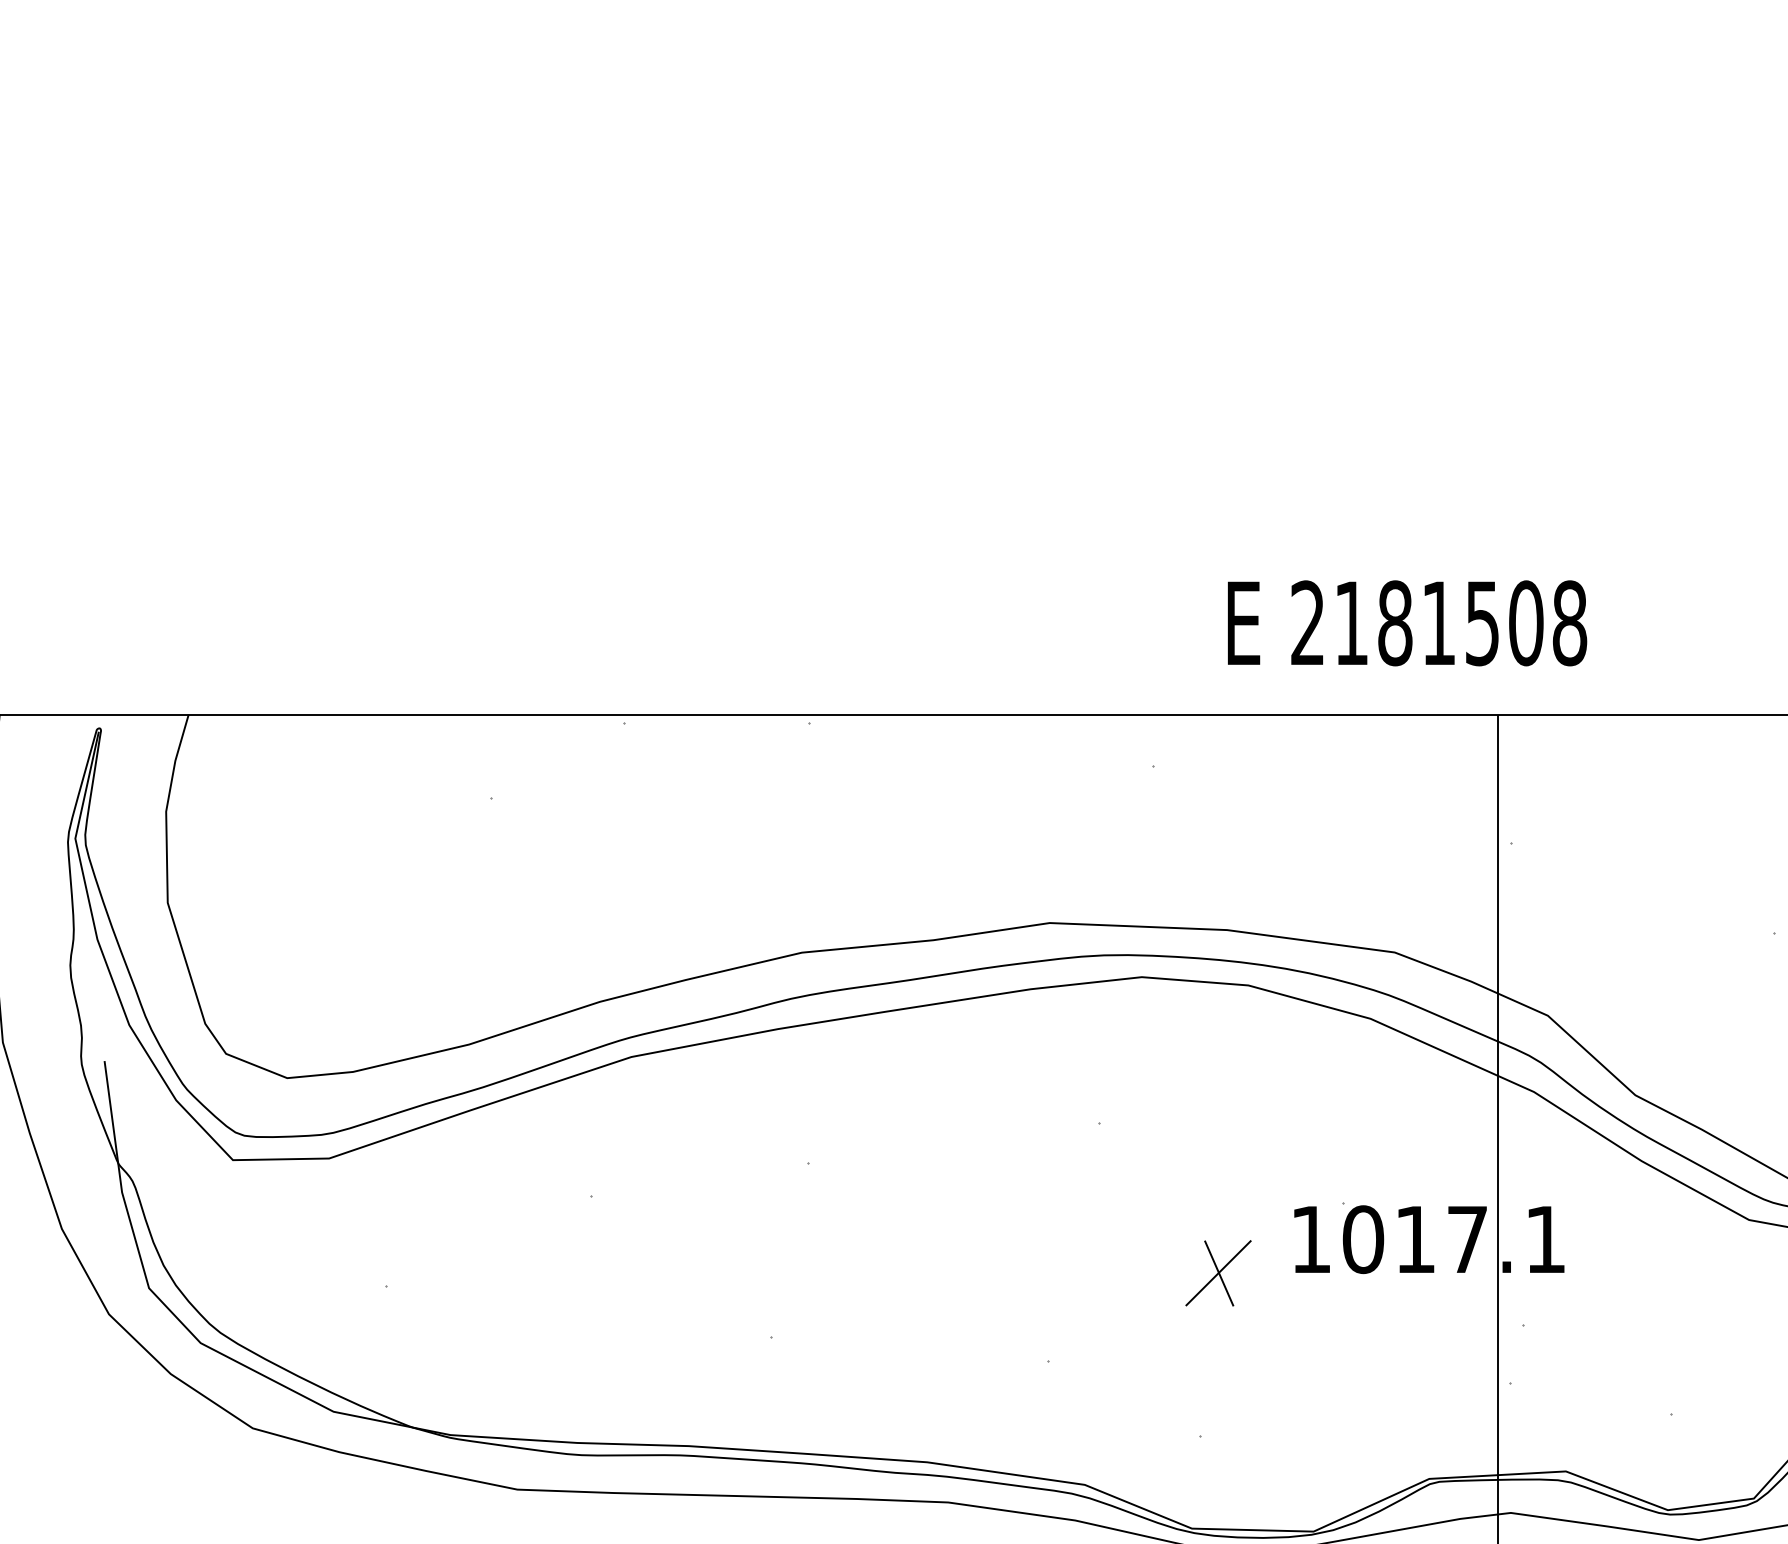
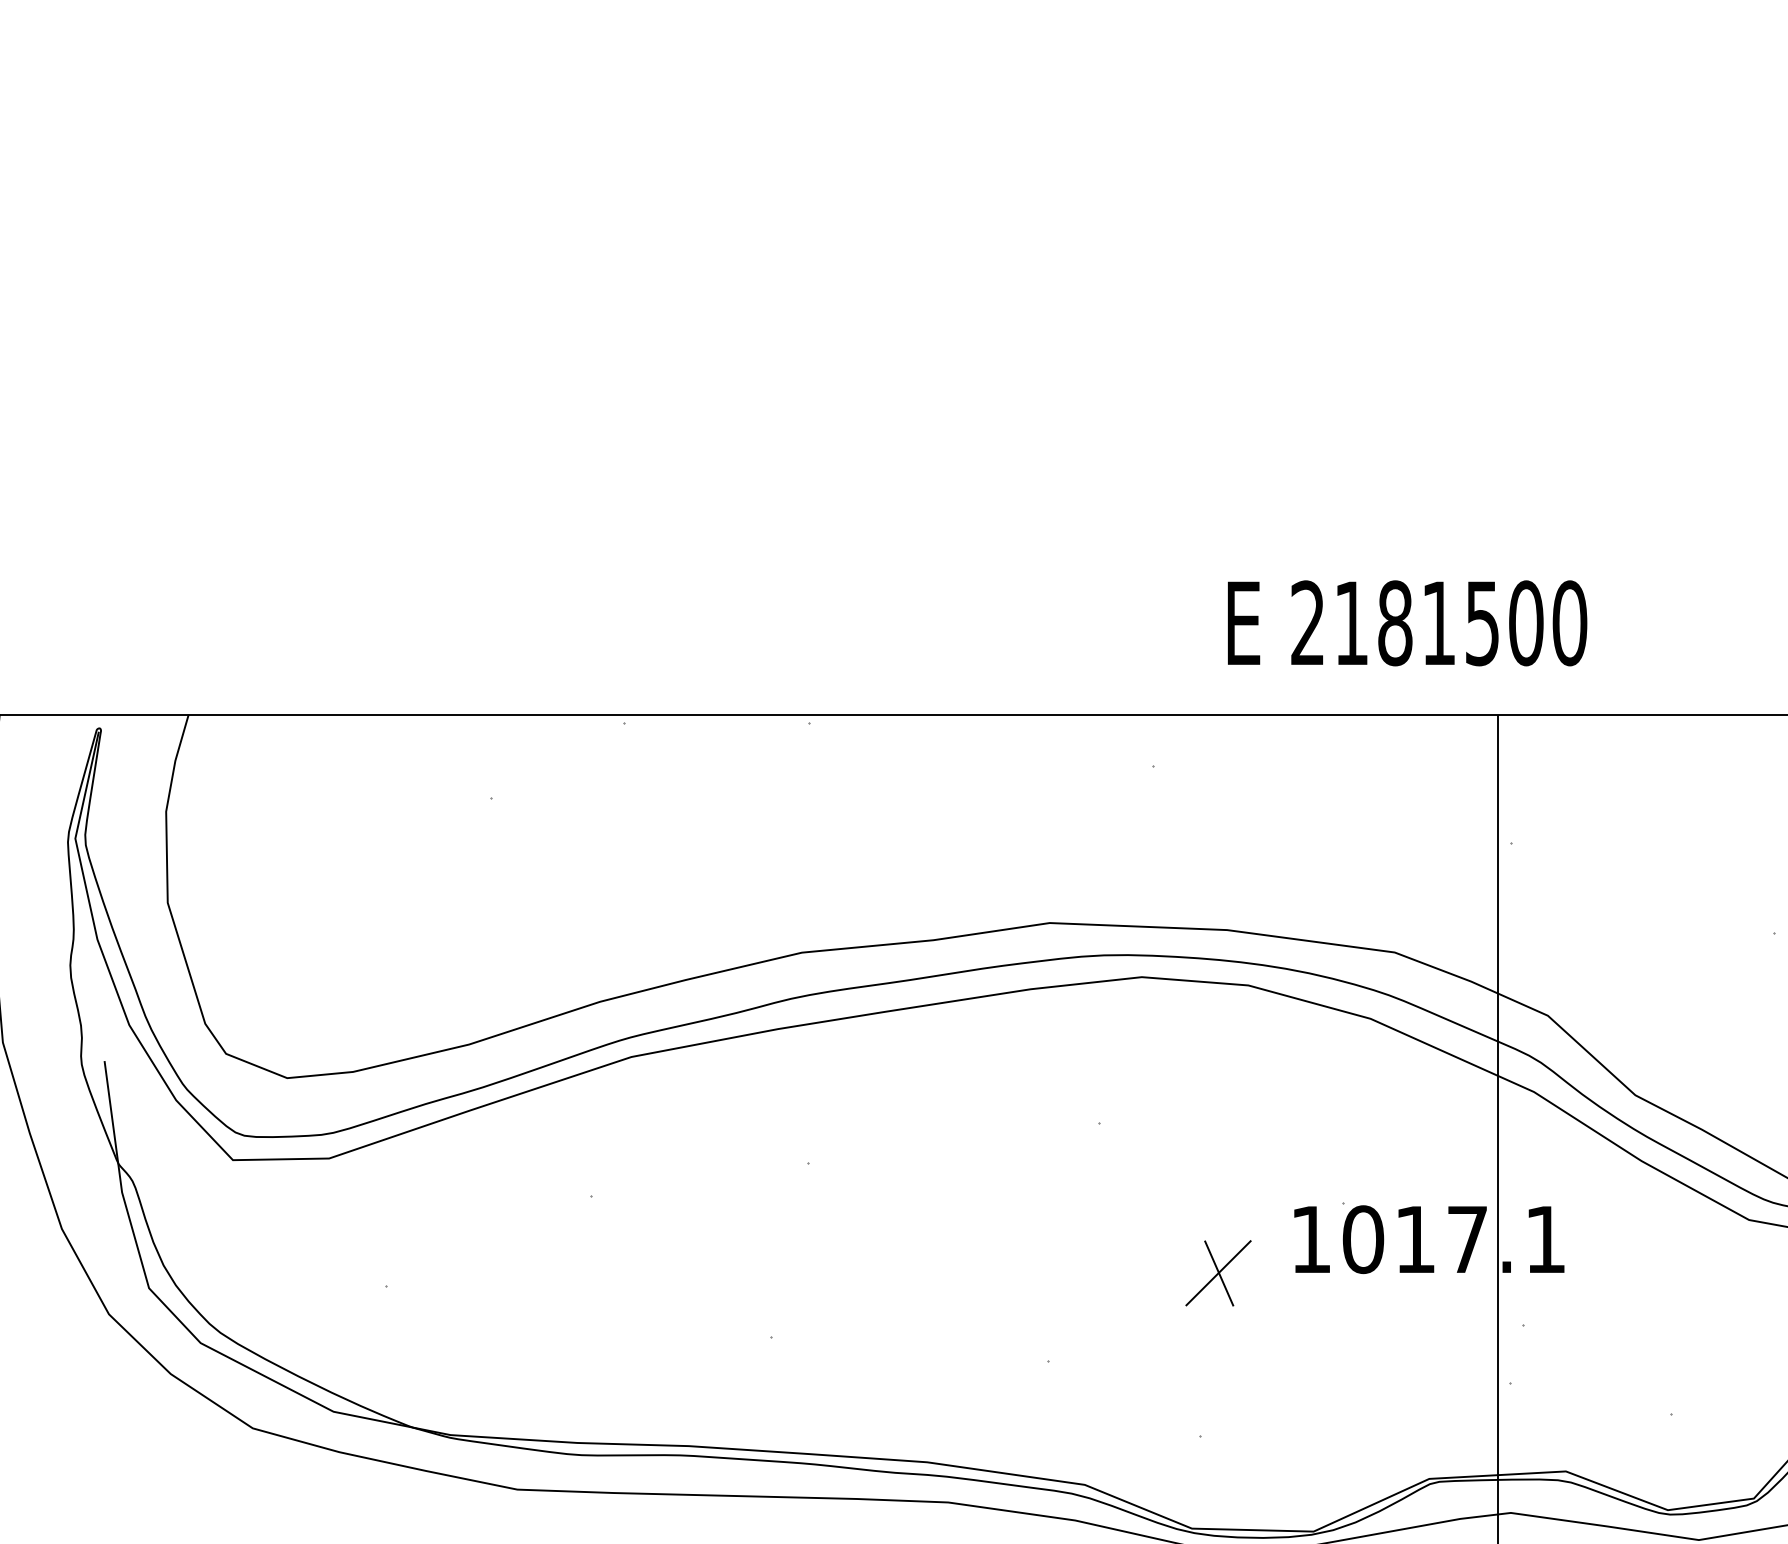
text: 2181508 -> 2181500 (1569, 623)
